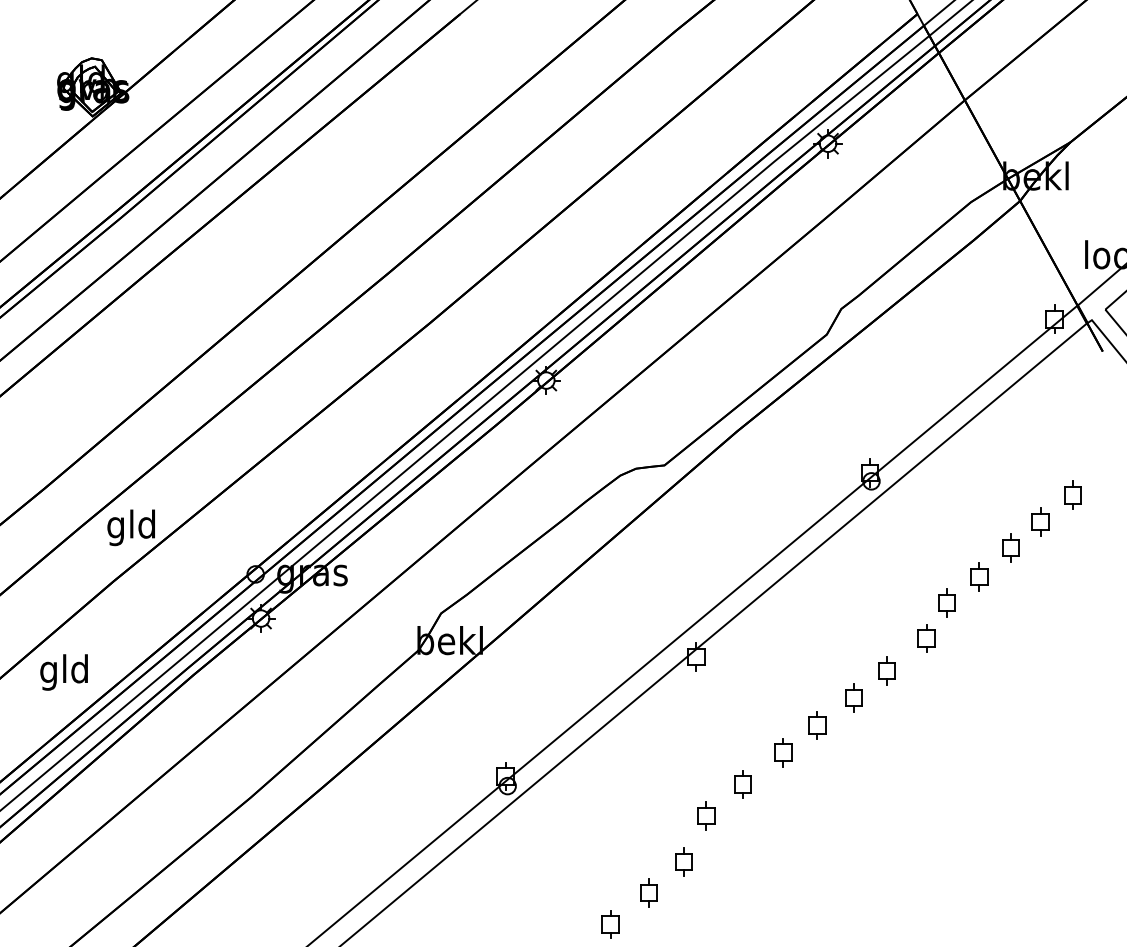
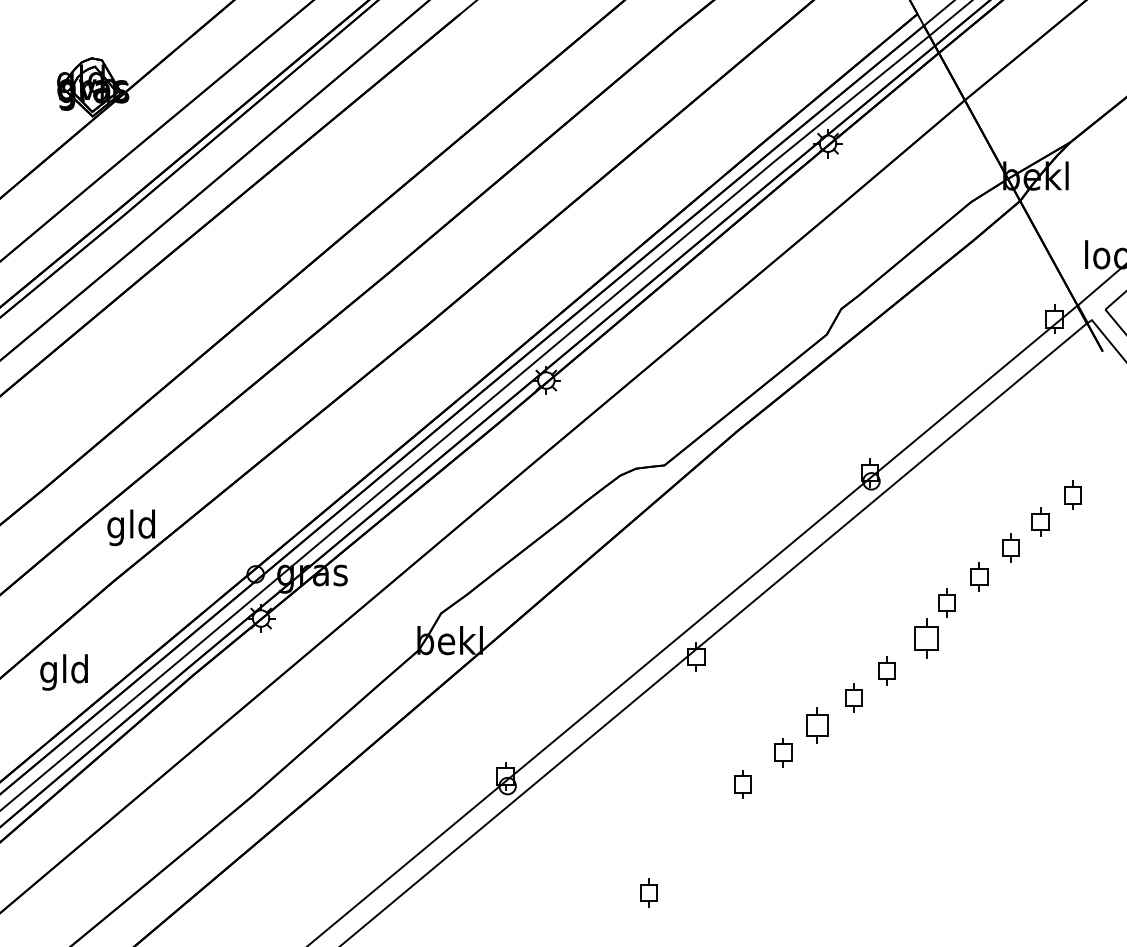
part size: 19x29 px -> 25x41 px (926, 638)
part size: 19x29 px -> 23x37 px (817, 725)
part: present -> none (706, 815)
part: present -> none (683, 861)
part: present -> none (610, 924)
